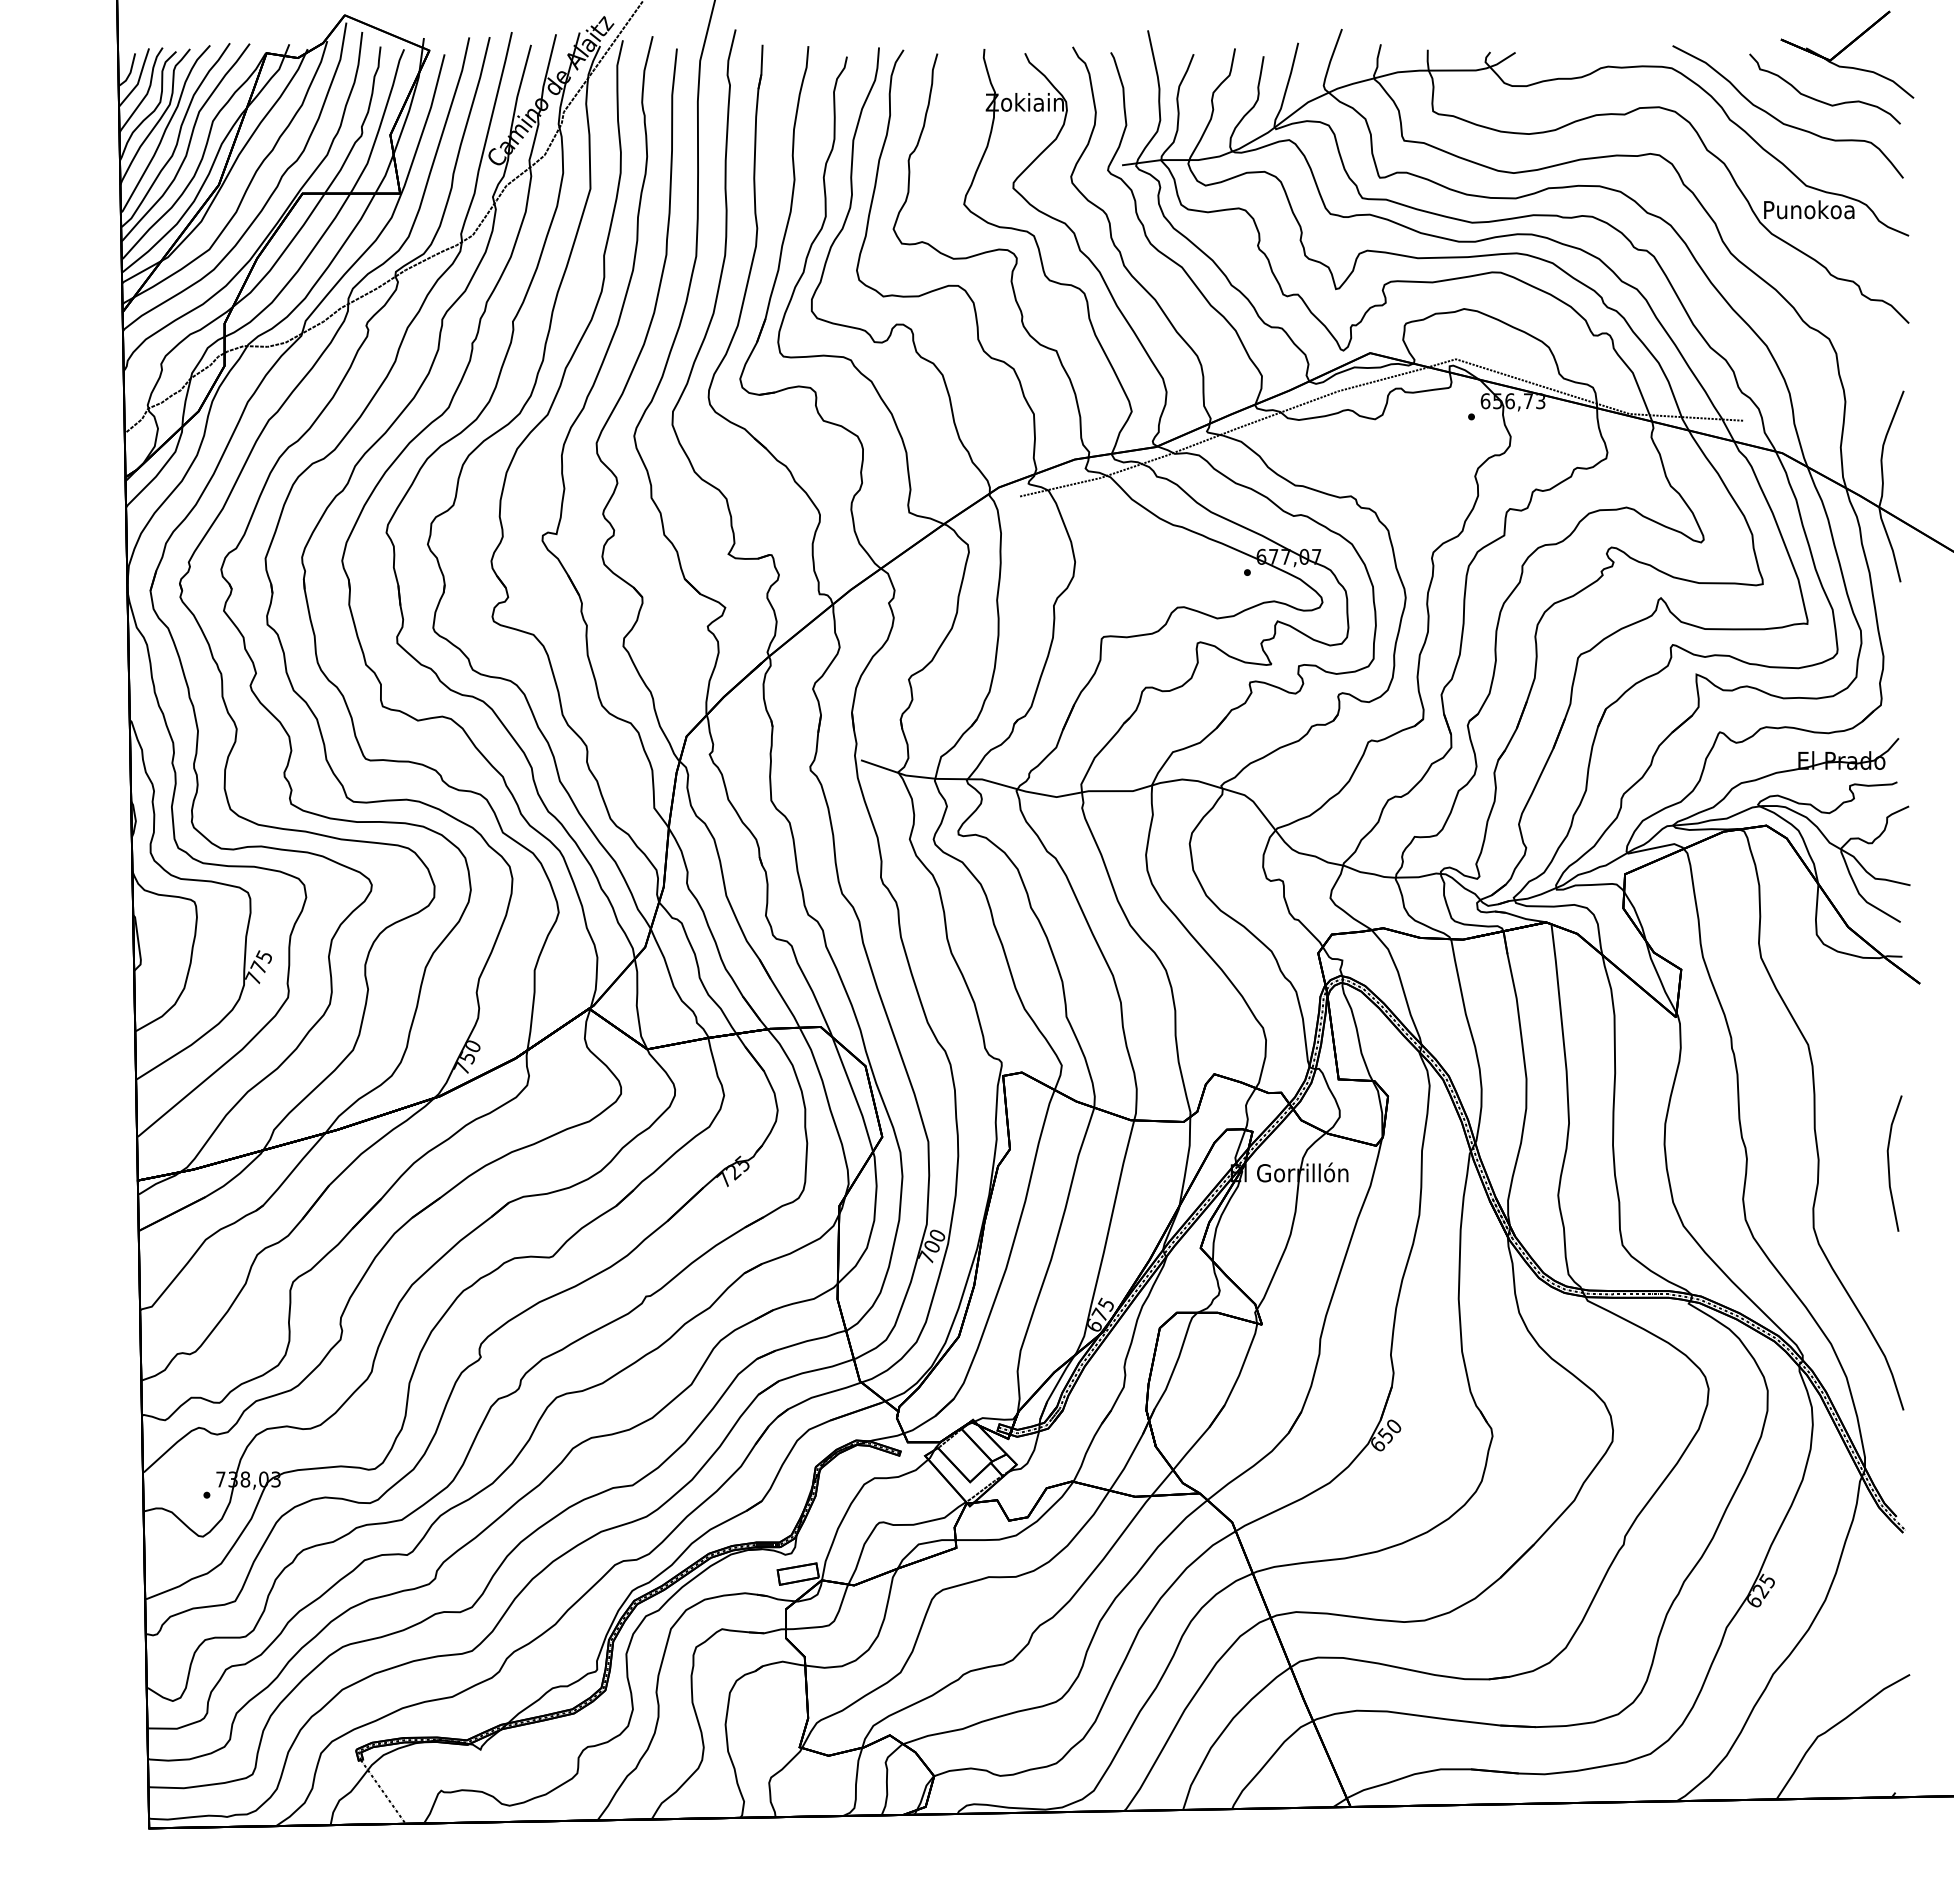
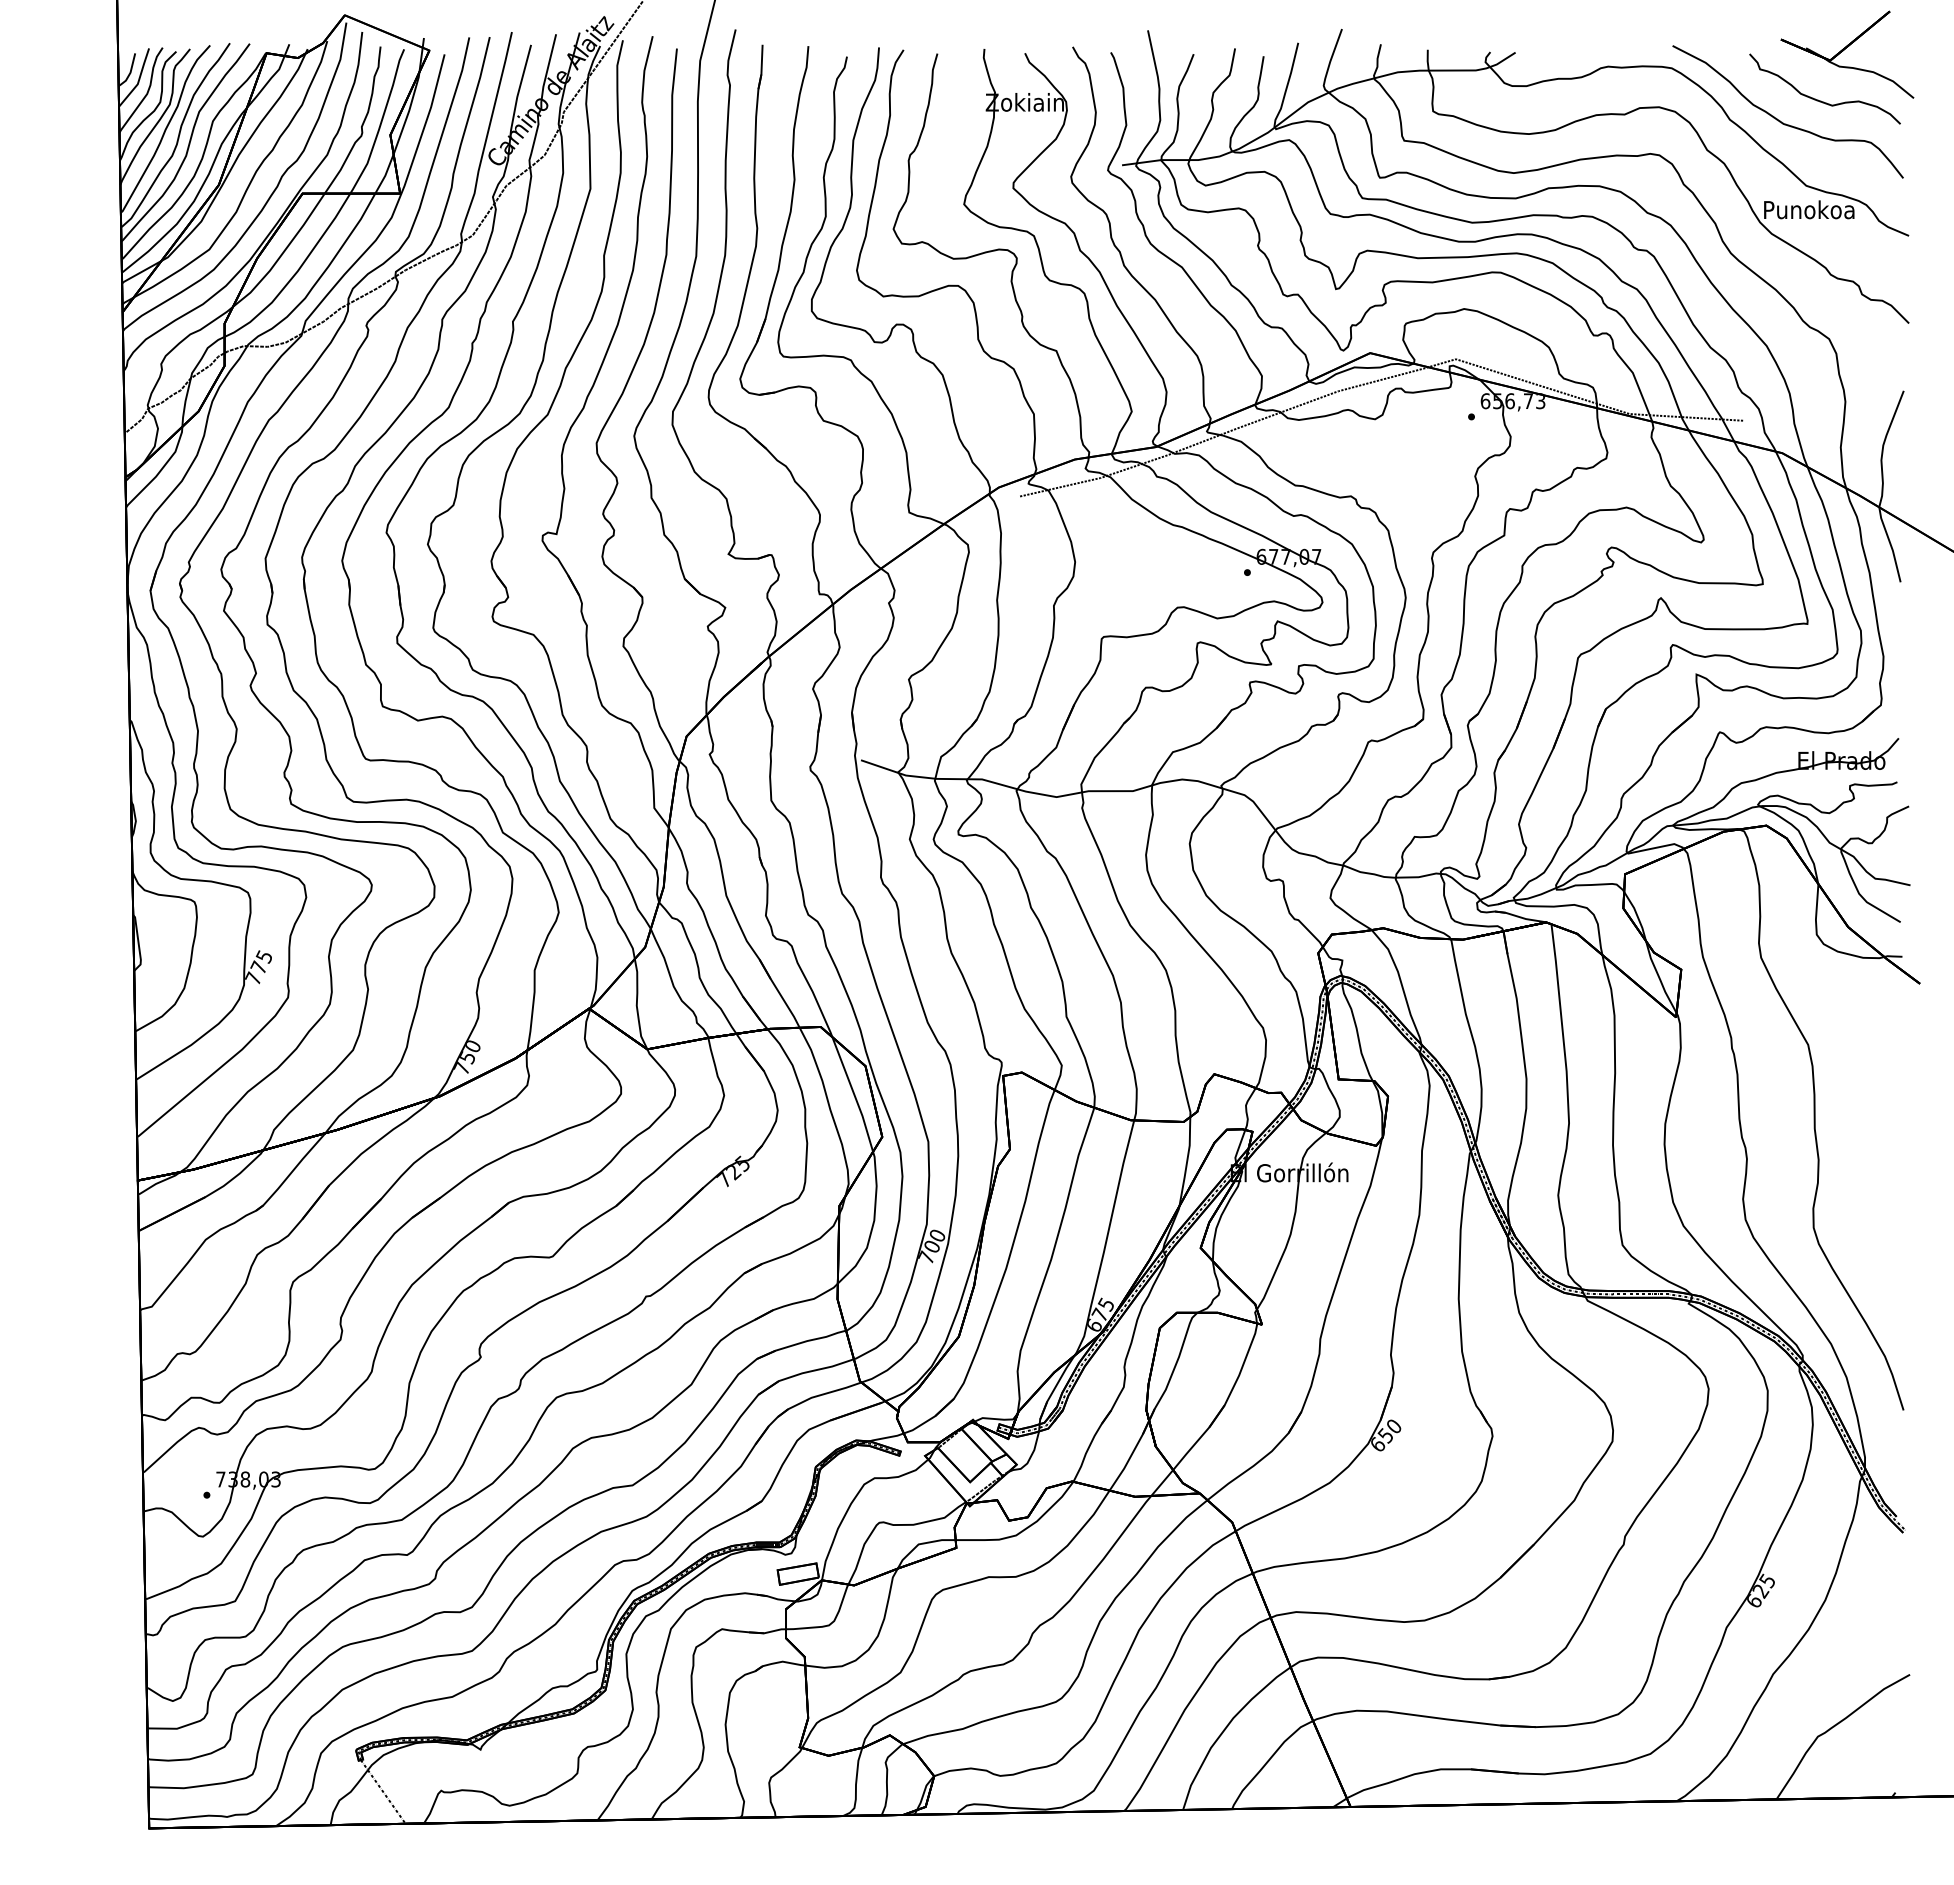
line: present -> none (1889, 1163)
